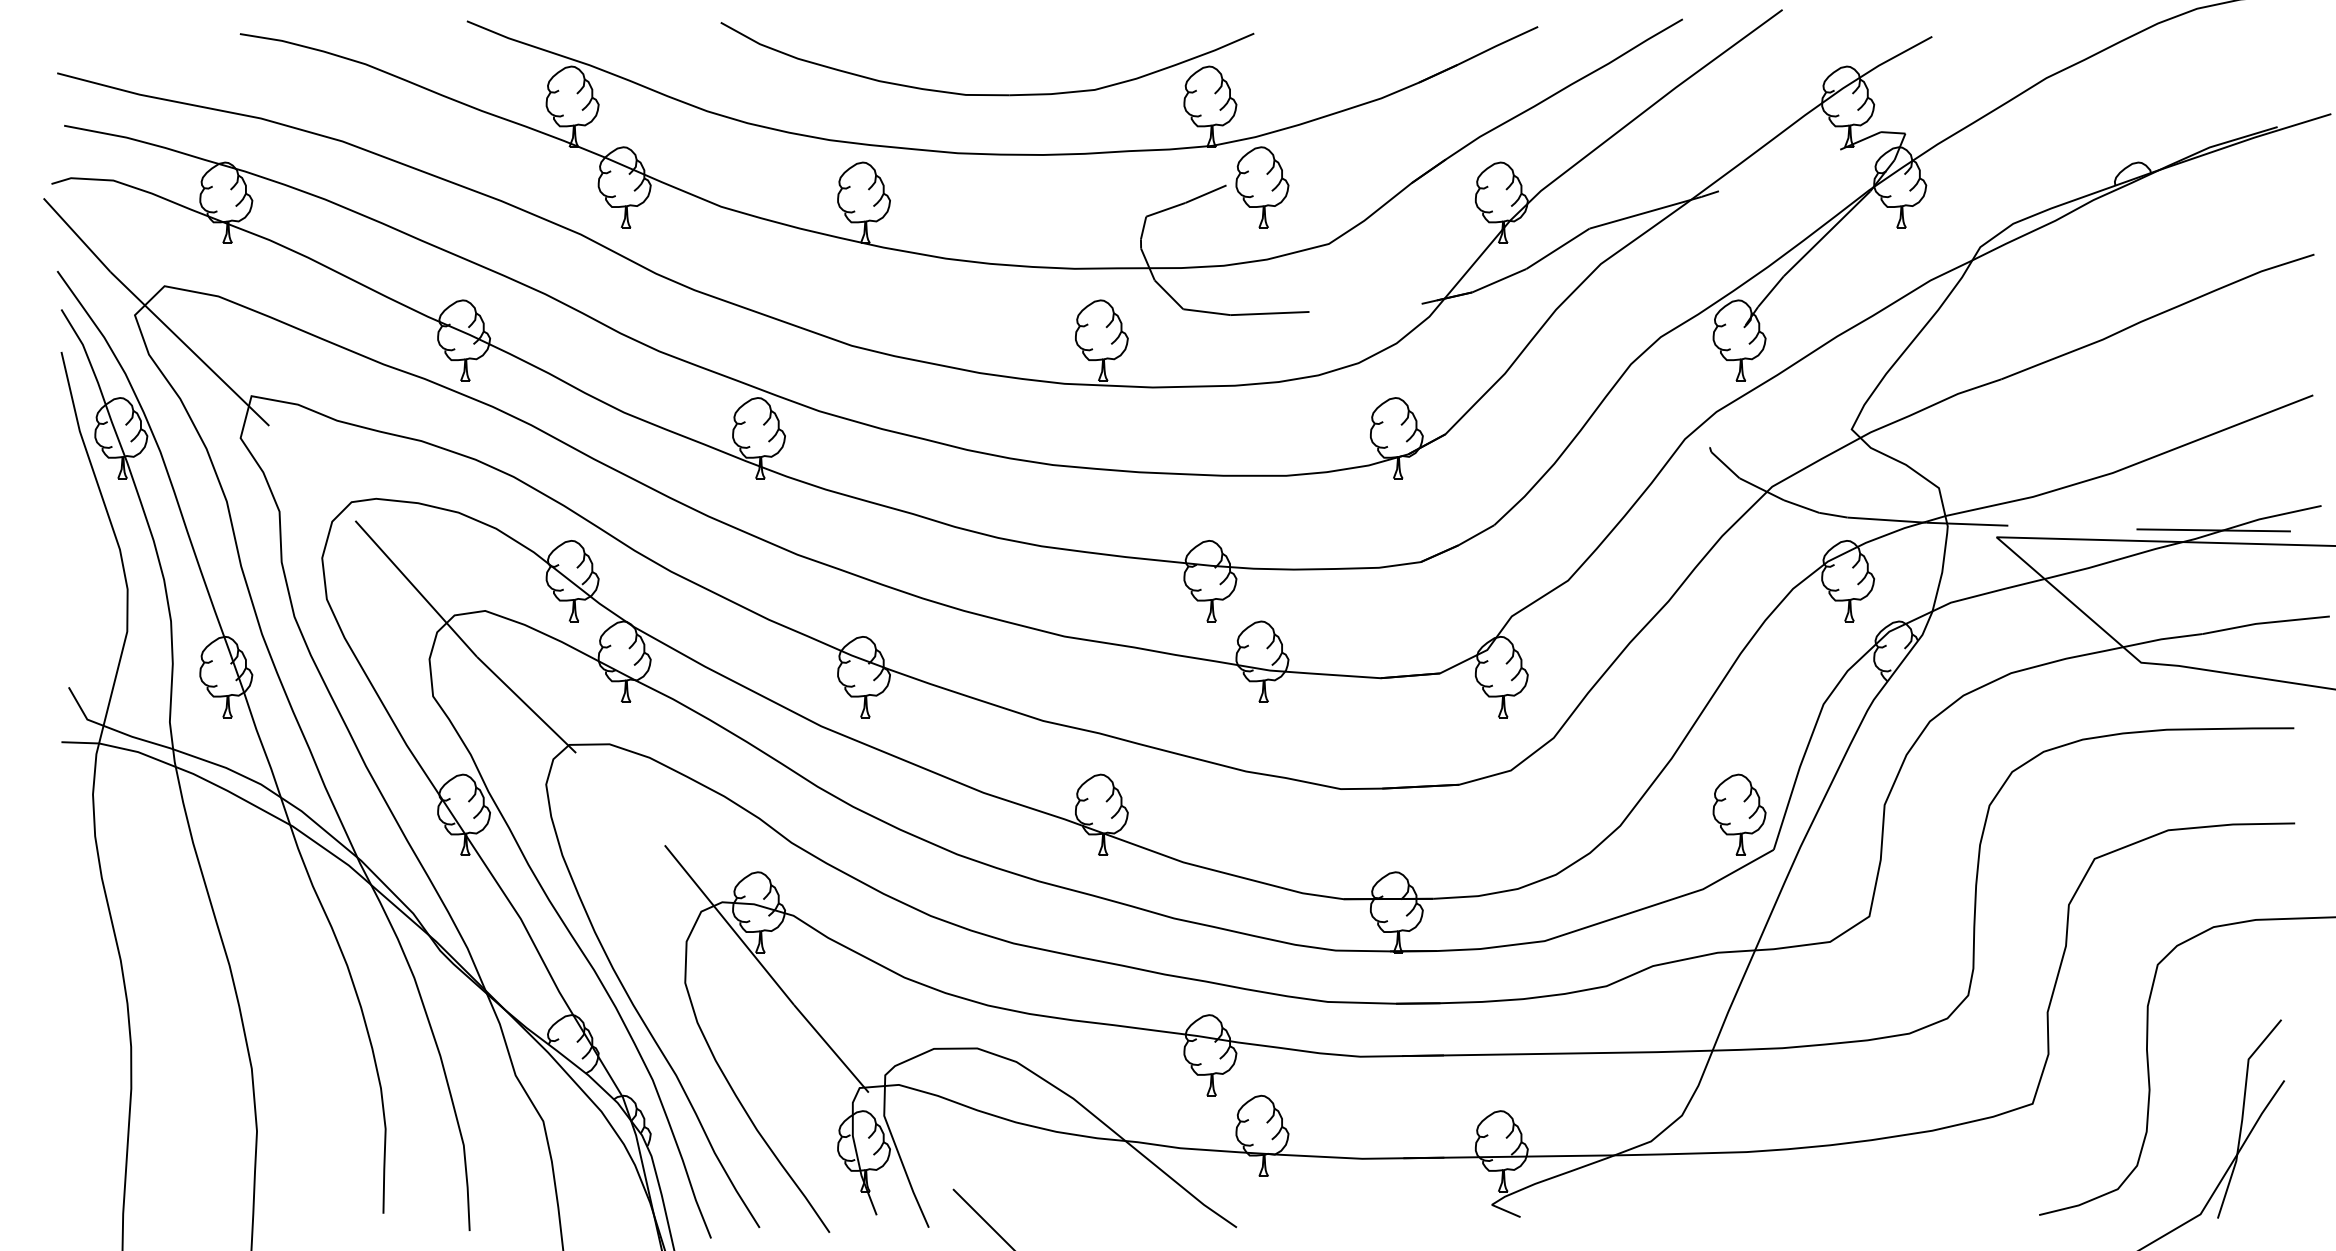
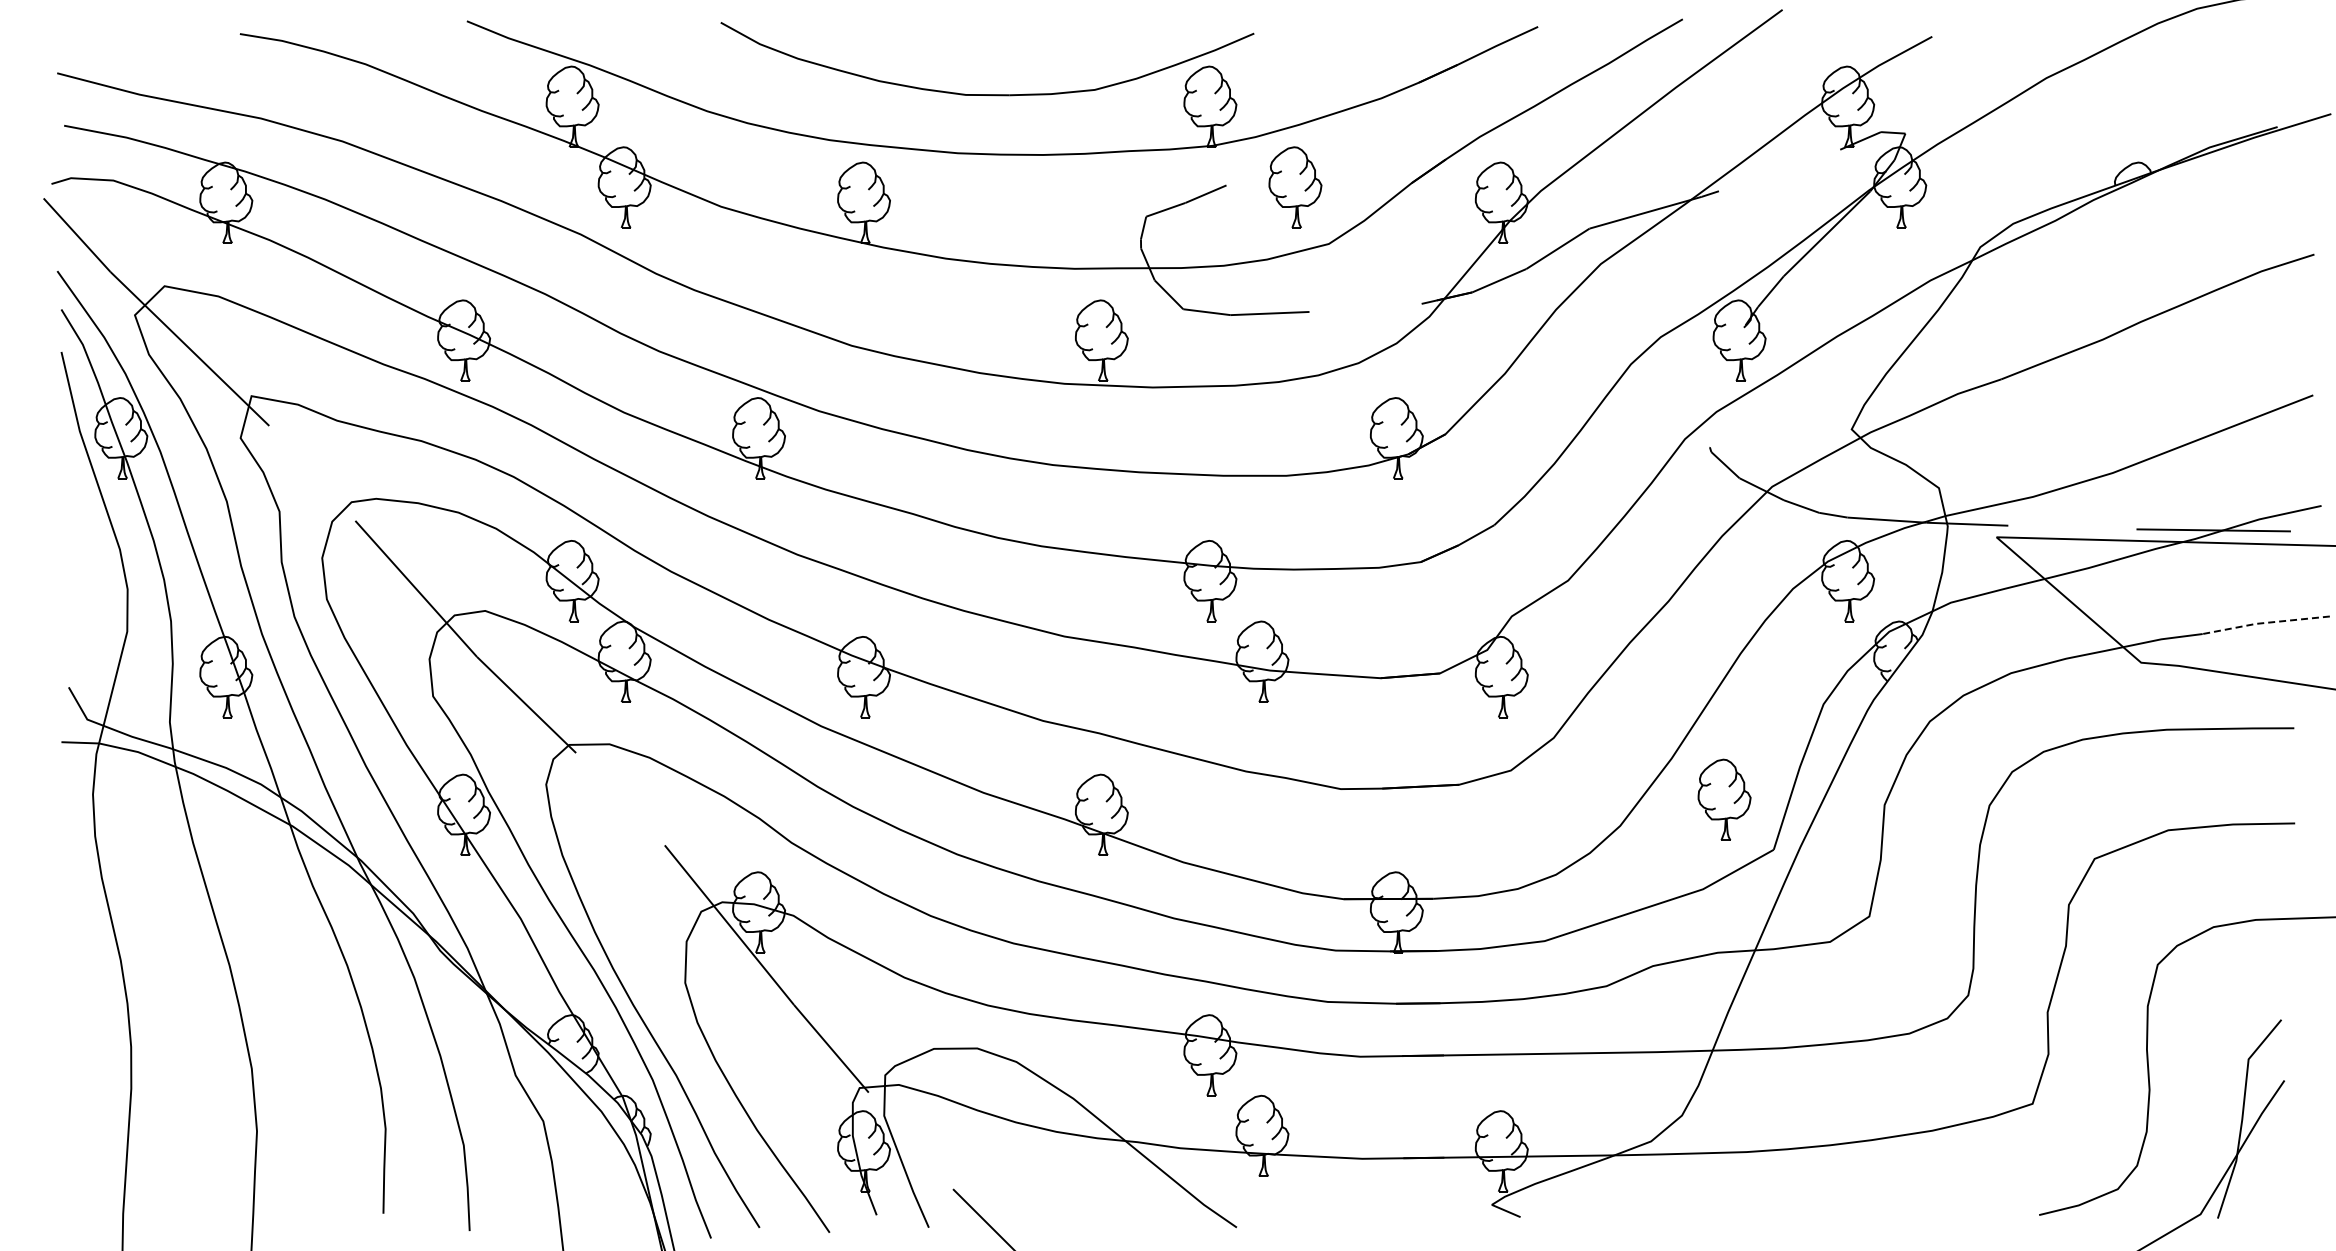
part position: (1262, 187) -> (1295, 187) (1295, 187)
line: solid -> dashed (2264, 623)
part position: (1739, 814) -> (1724, 799) (1724, 799)
